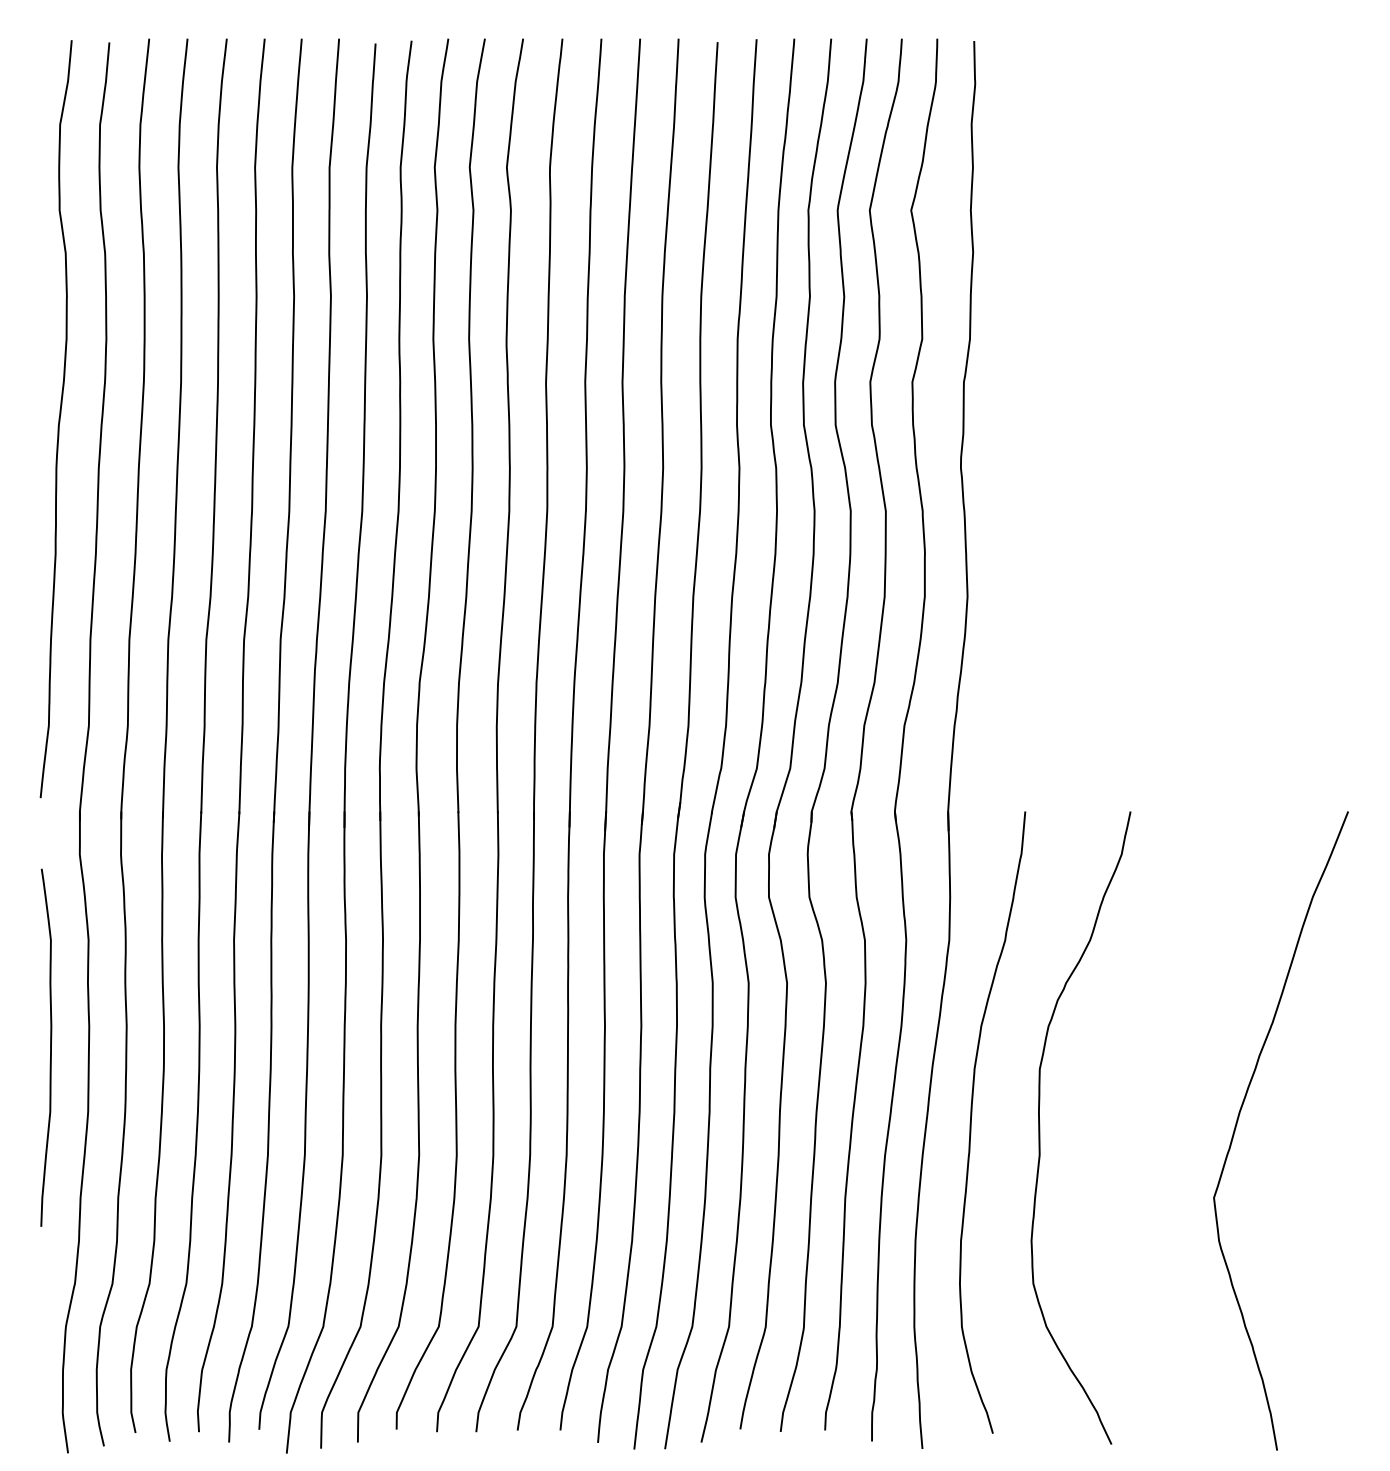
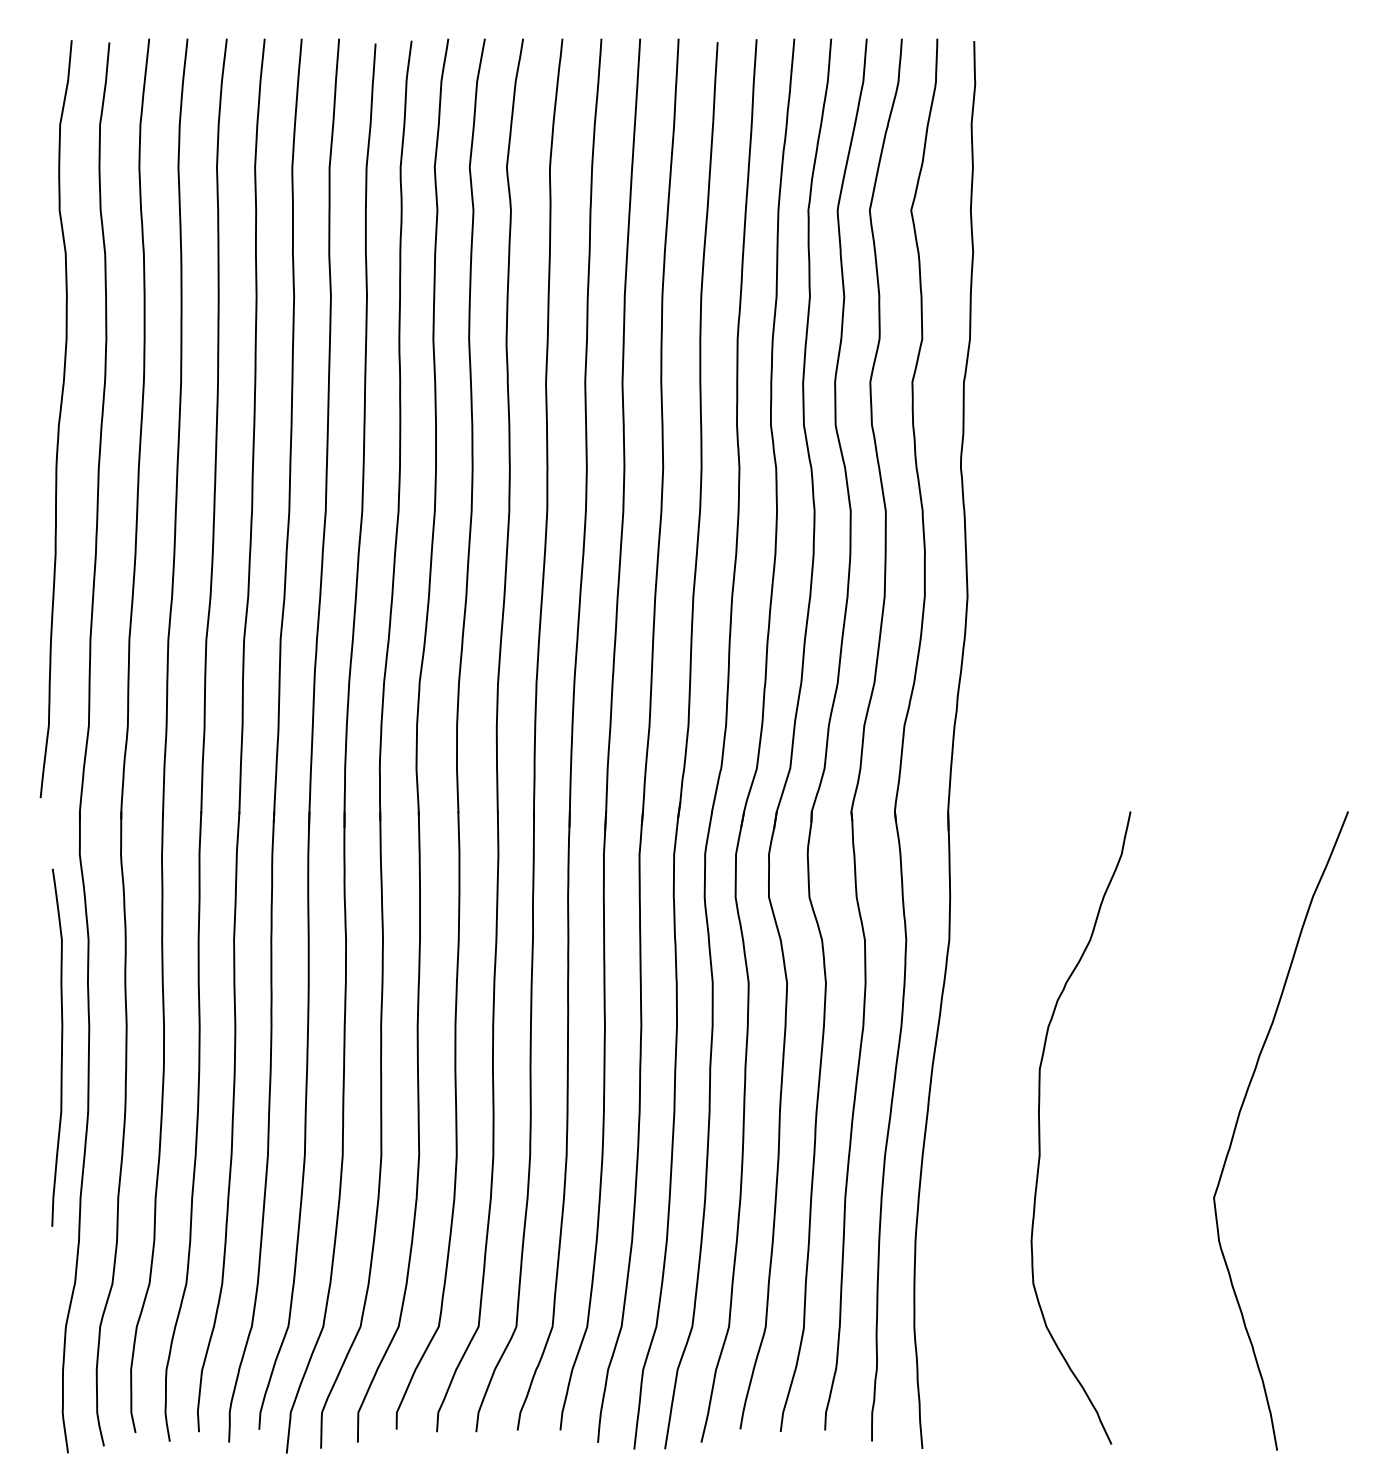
curve position: (50, 1047) -> (61, 1047) (61, 1047)
part: present -> none (971, 1122)
